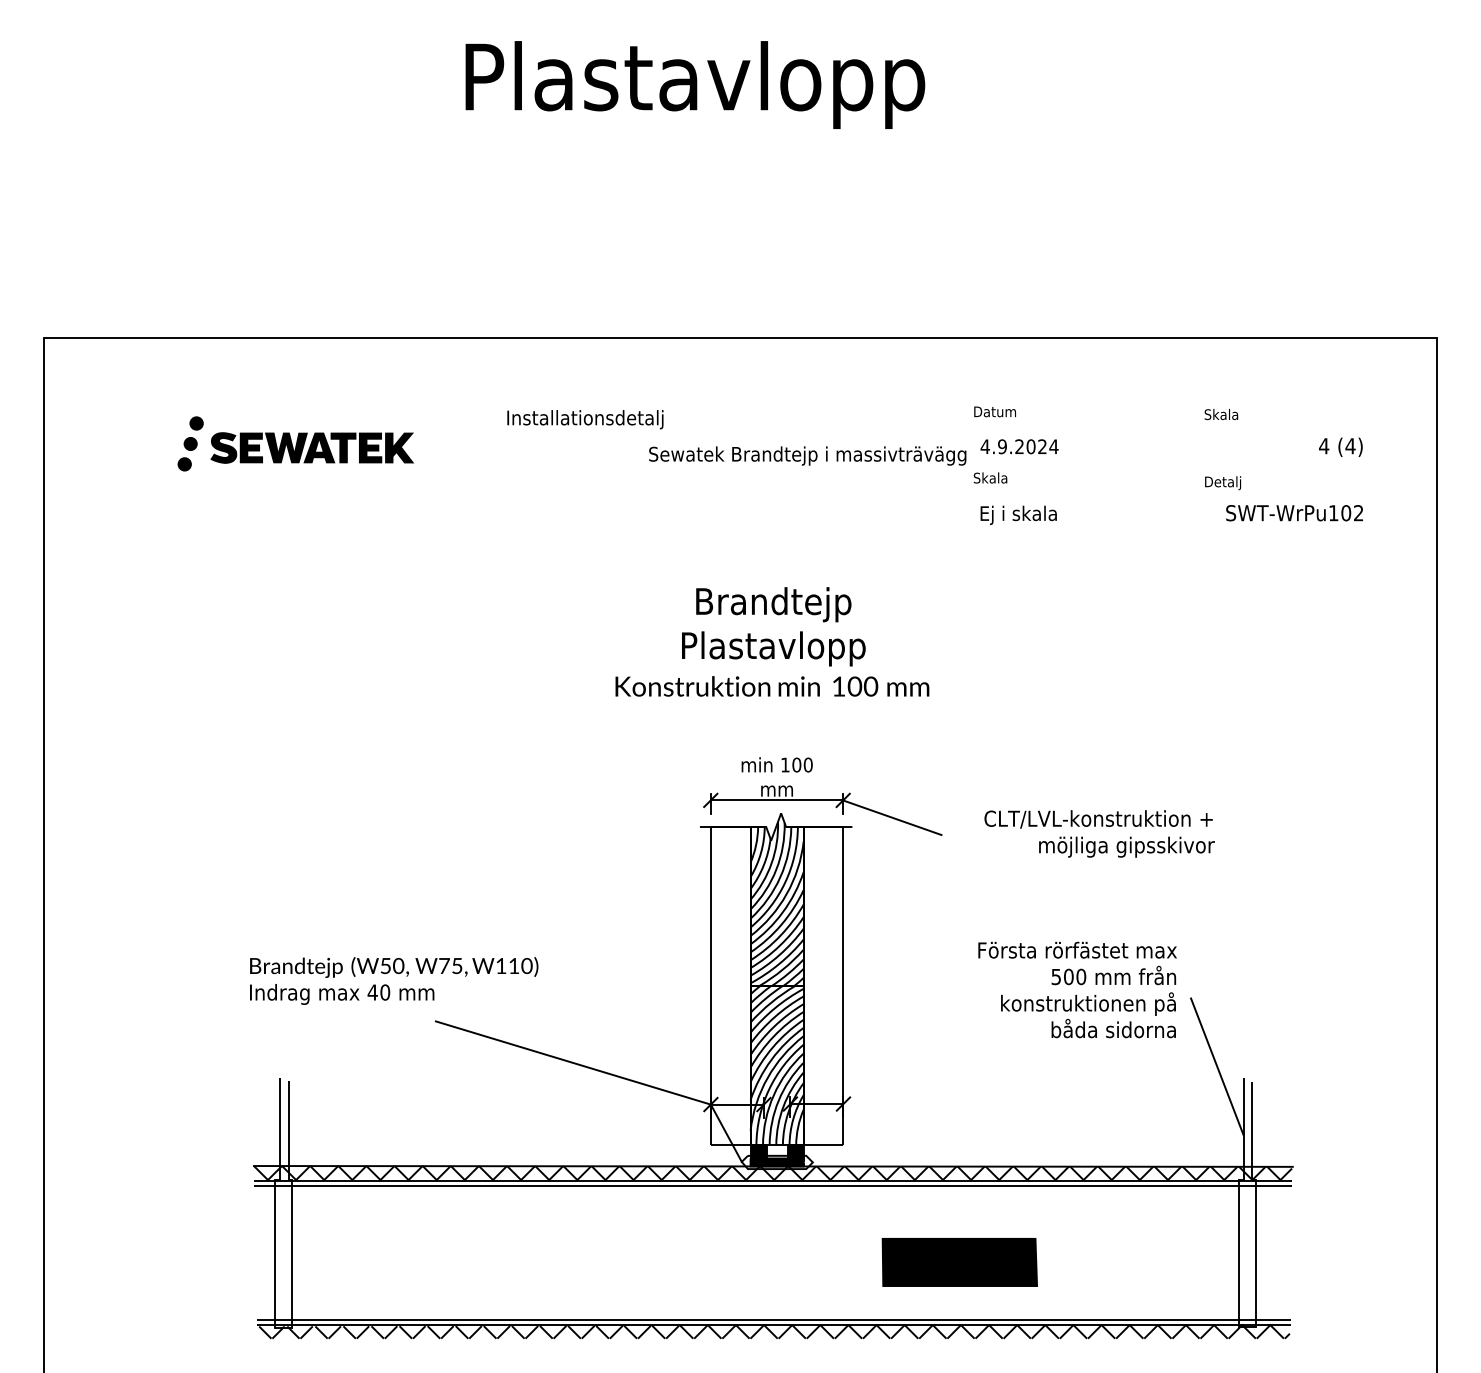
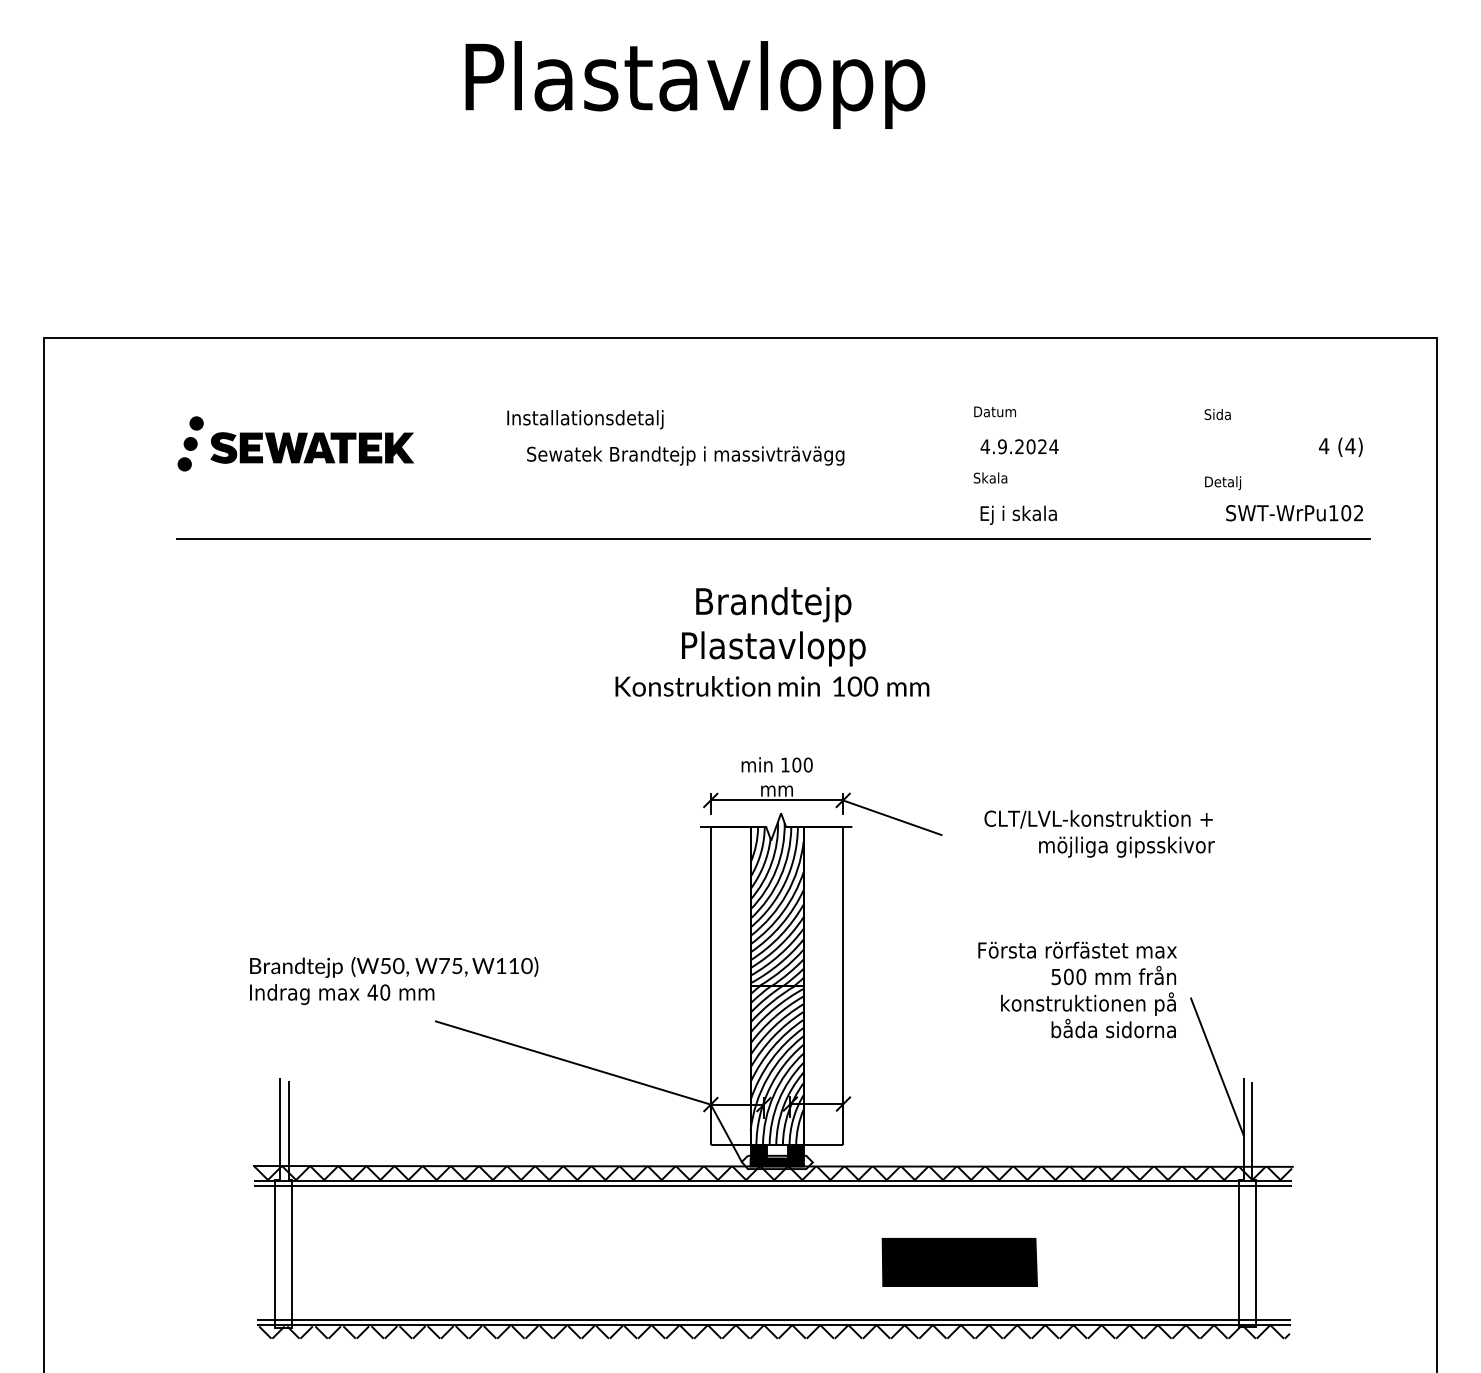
text: Skala -> Sida (1225, 414)
text position: (807, 455) -> (685, 455) (685, 455)
line: none -> present (772, 539)
